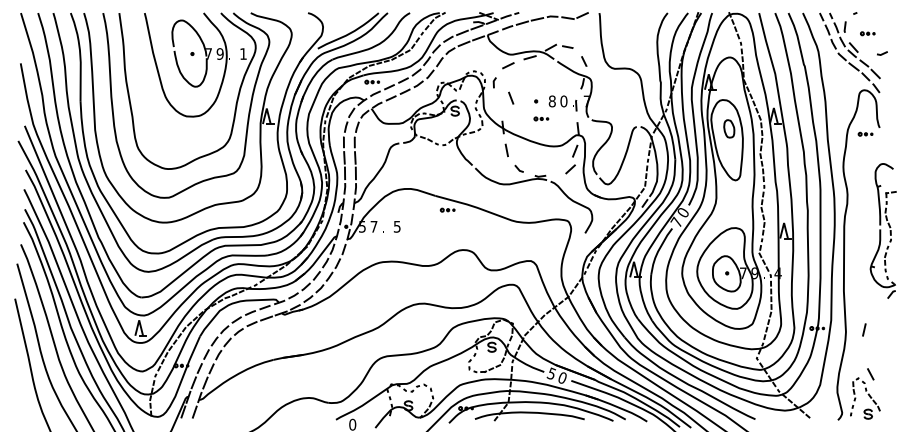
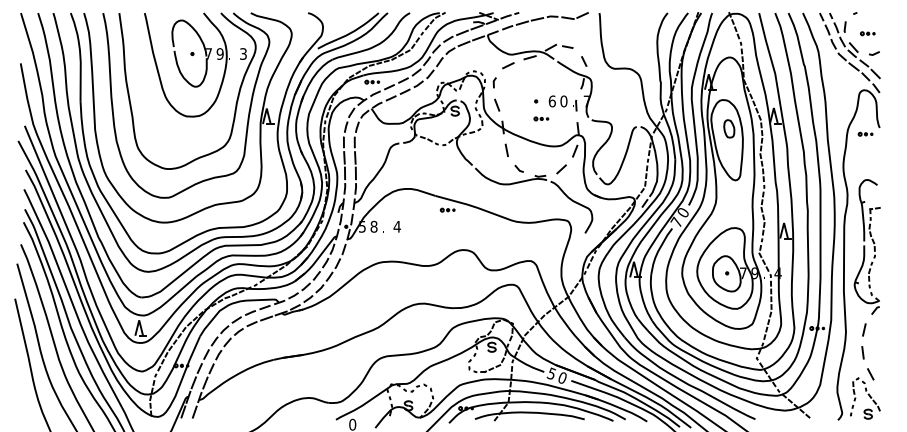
text: 1 -> 3 (243, 53)
line position: (882, 53) -> (874, 53) (874, 53)
line position: (511, 97) -> (497, 104) (497, 104)
text: 8 -> 6 (551, 101)
line position: (570, 169) -> (561, 169) (561, 169)
text: 7 -> 8 (373, 226)
text: 5 -> 4 (396, 226)
part position: (882, 230) -> (866, 246) (866, 246)
line: none -> present (862, 352)
